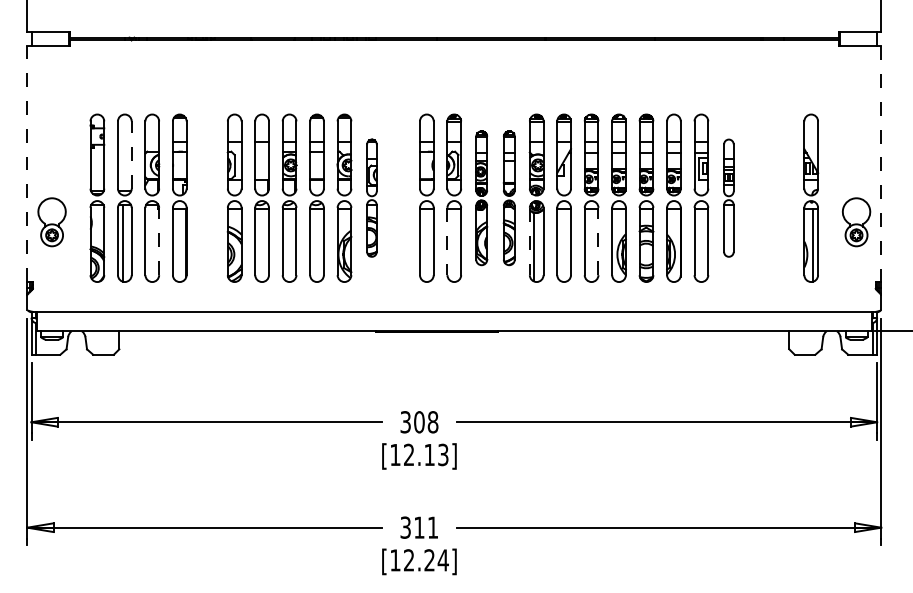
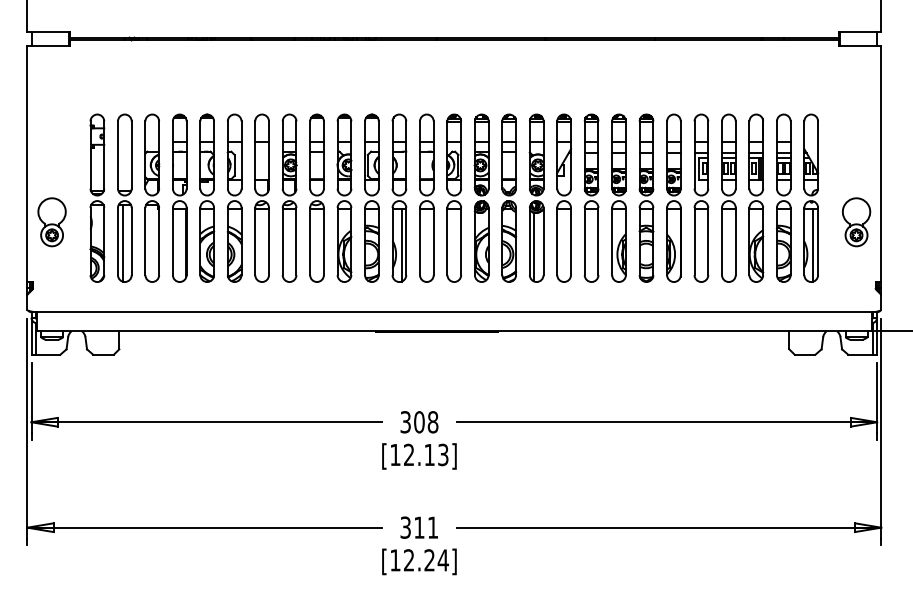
line: dashed -> solid (131, 155)
line: dashed -> solid (27, 163)
line: dashed -> solid (881, 164)
part: none -> present (207, 197)
part size: 12x120 px -> 16x170 px (371, 197)
part: none -> present (399, 197)
part size: 12x120 px -> 16x170 px (728, 197)
part: none -> present (756, 197)
part: none -> present (783, 197)
part size: 14x137 px -> 17x170 px (481, 197)
part size: 14x137 px -> 17x170 px (509, 197)
line: dashed -> solid (159, 241)
line: dashed -> solid (447, 241)
line: dashed -> solid (529, 241)
line: dashed -> solid (598, 241)
